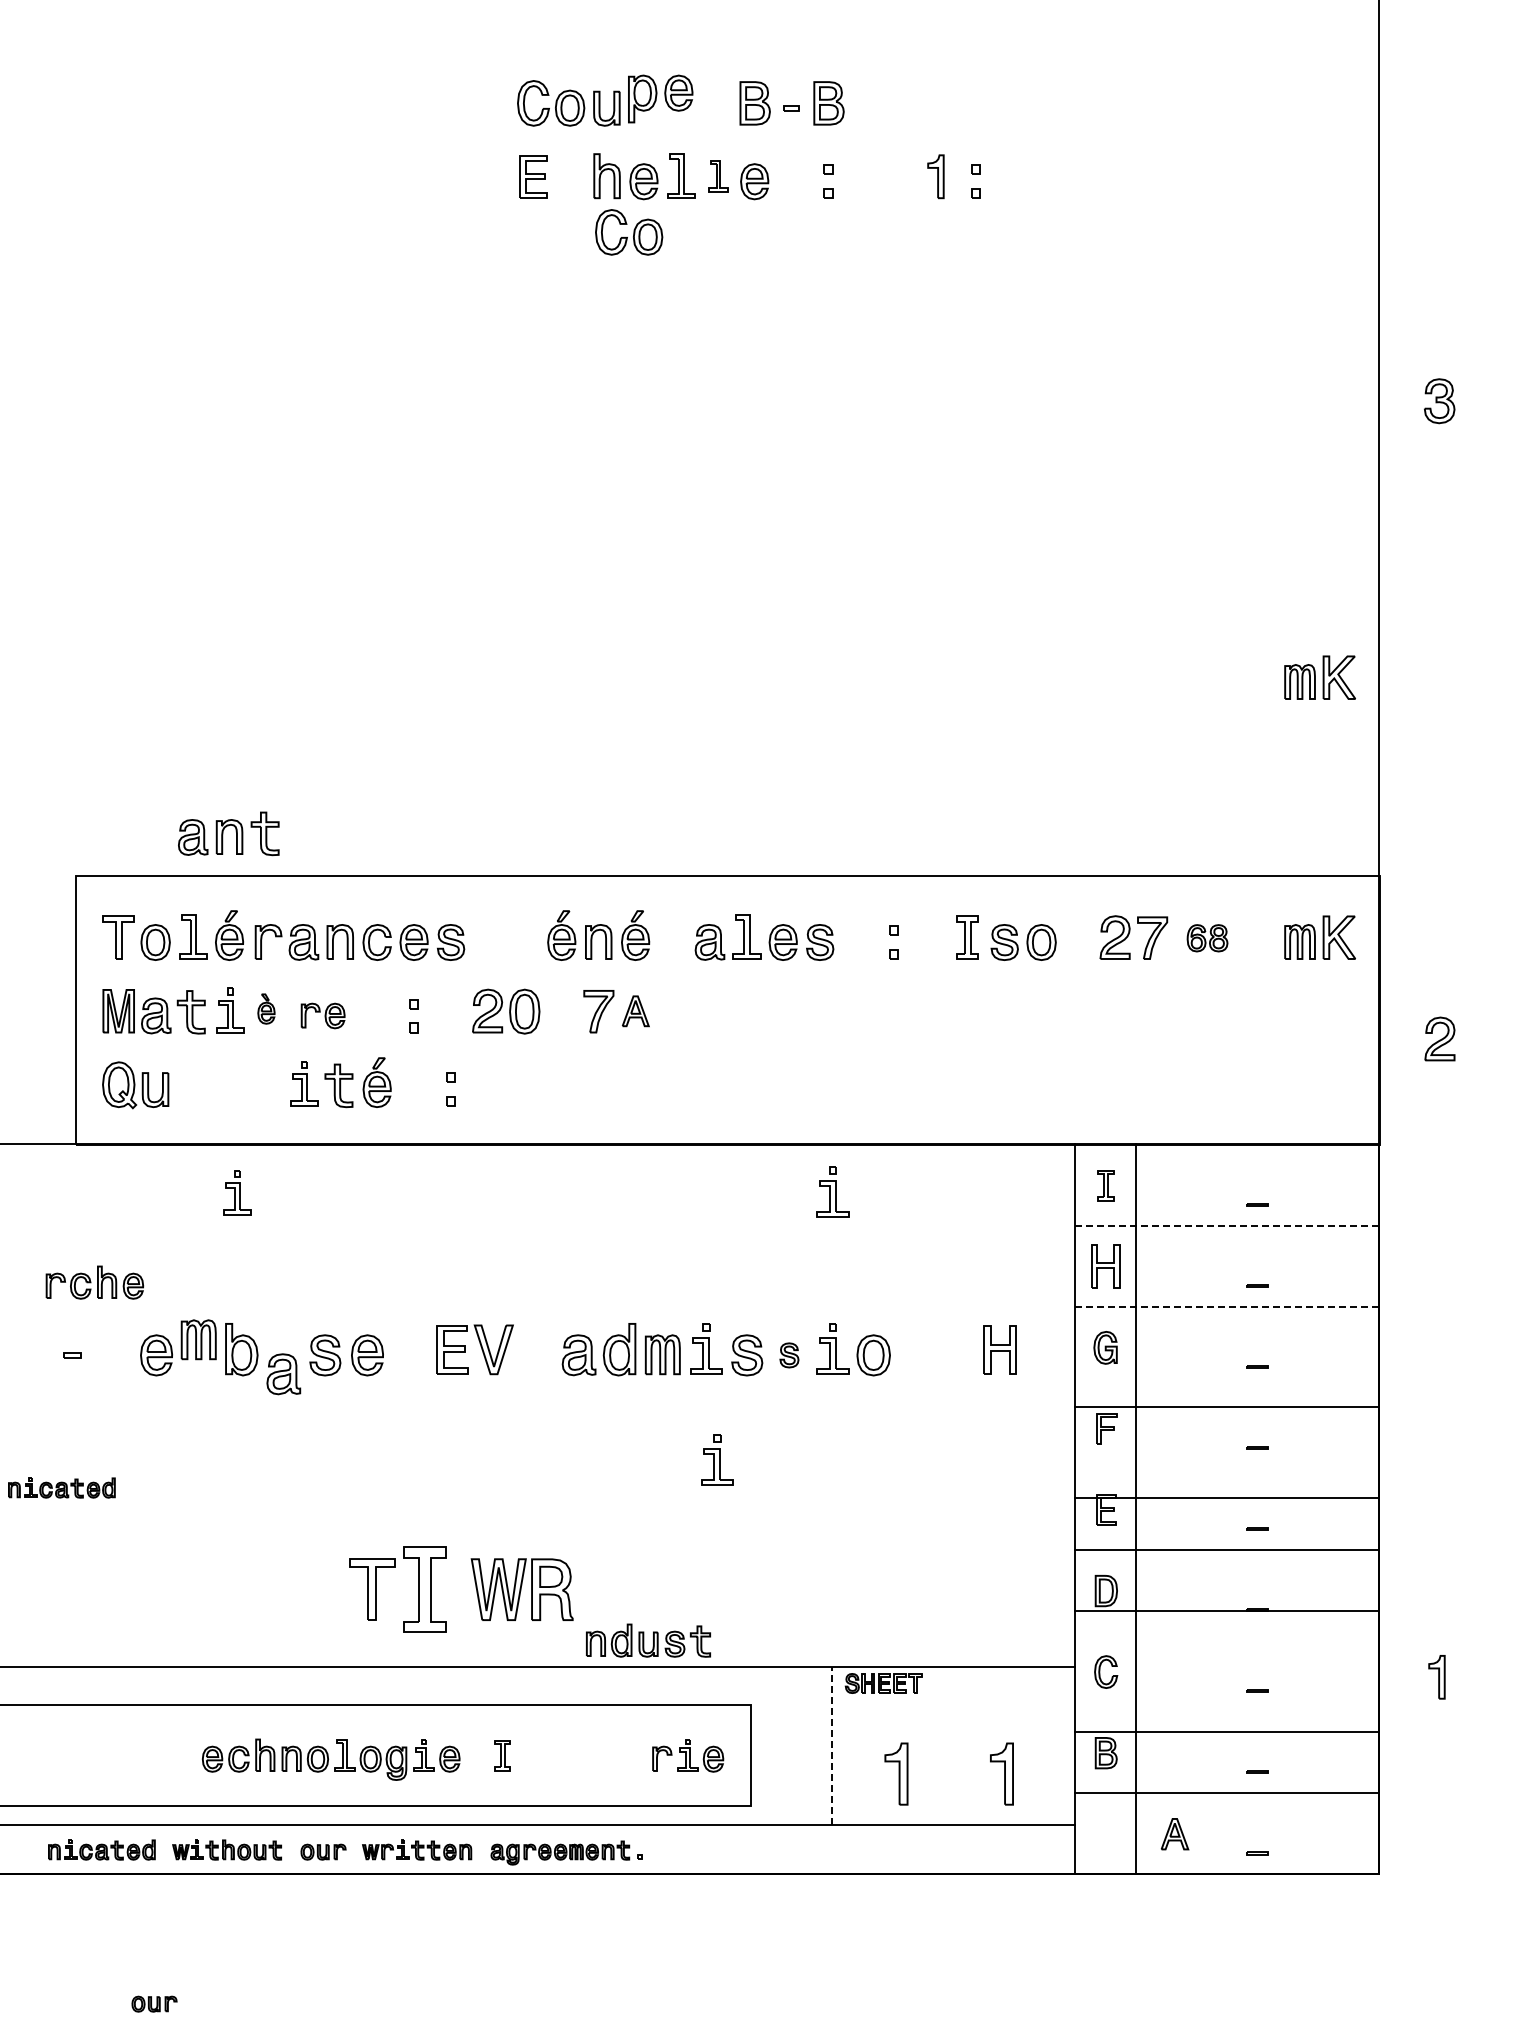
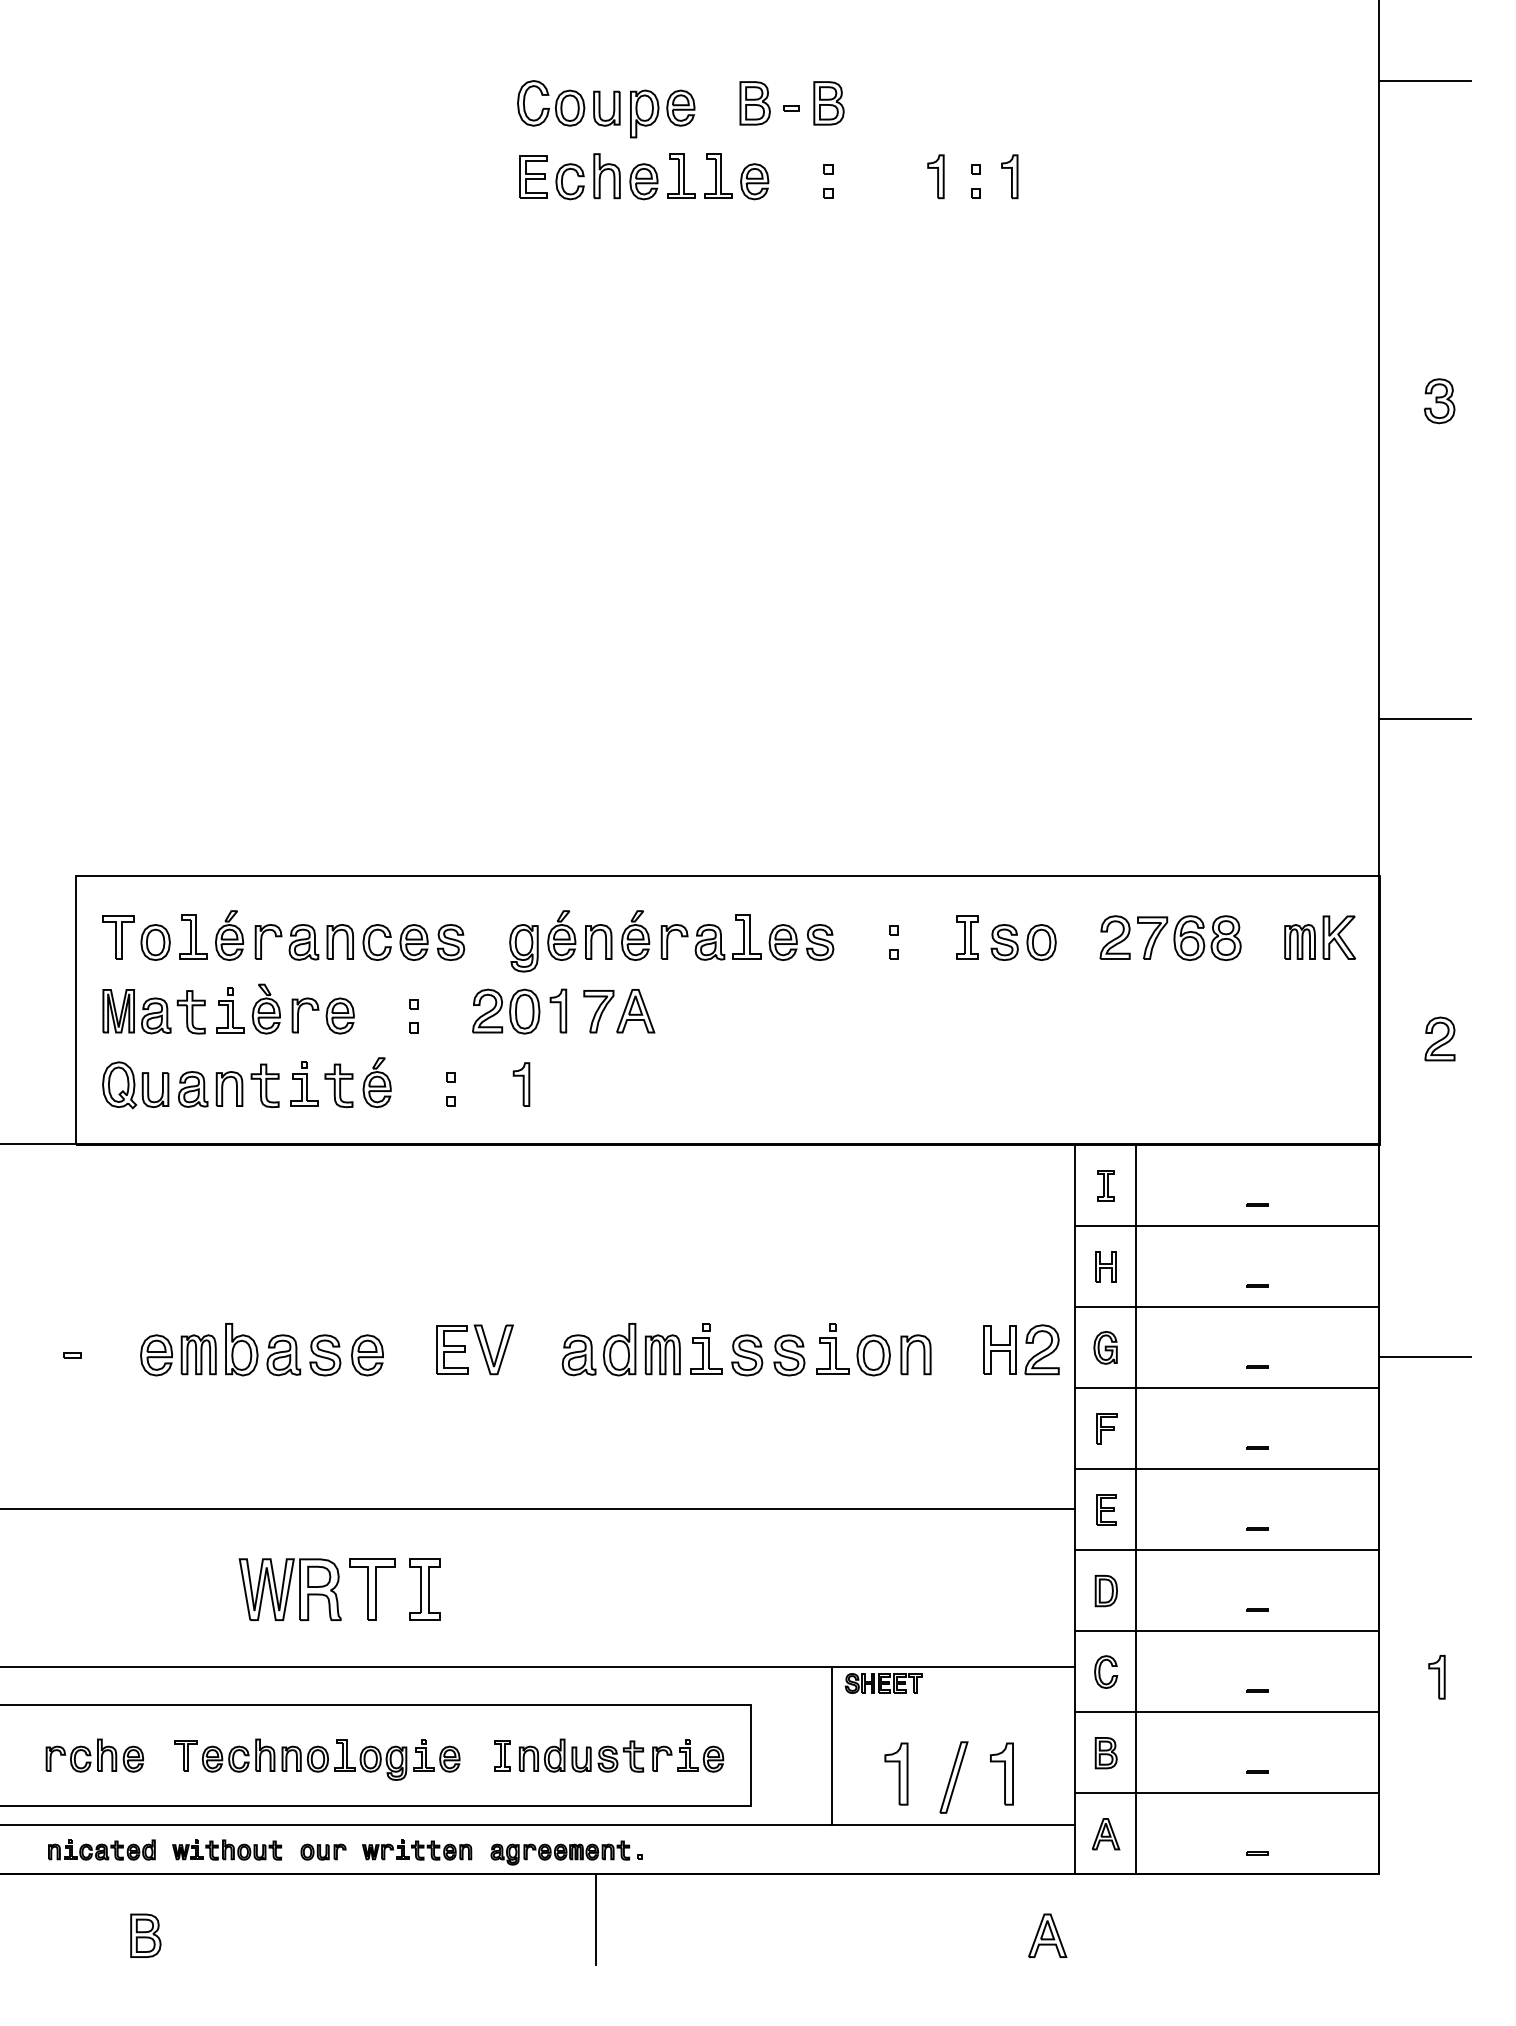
line: none -> present (1424, 80)
part position: (660, 98) -> (662, 113) (662, 113)
part size: 21x33 px -> 29x46 px (718, 175)
part: none -> present (1009, 176)
part: none -> present (563, 178)
part: present -> none (629, 232)
part: present -> none (1319, 677)
line: none -> present (1424, 718)
part position: (228, 833) -> (228, 1085) (228, 1085)
part size: 43x29 px -> 69x47 px (1207, 938)
part: none -> present (674, 941)
part: none -> present (523, 948)
part size: 19x32 px -> 29x52 px (266, 1008)
part: none -> present (558, 1010)
part size: 28x33 px -> 40x45 px (635, 1011)
part size: 46x28 px -> 64x38 px (322, 1015)
part: none -> present (521, 1084)
part: present -> none (832, 1191)
part: present -> none (237, 1192)
line: dashed -> solid (1227, 1225)
part size: 30x45 px -> 22x32 px (1105, 1266)
part position: (94, 1282) -> (94, 1755) (94, 1755)
line: dashed -> solid (1227, 1306)
part position: (198, 1339) -> (198, 1354) (198, 1354)
part: none -> present (1041, 1349)
part: none -> present (908, 1354)
part size: 21x27 px -> 33x43 px (789, 1355)
line: none -> present (1424, 1357)
part position: (283, 1374) -> (283, 1355) (283, 1355)
line position: (1227, 1406) -> (1227, 1387) (1227, 1387)
part: present -> none (717, 1459)
part: present -> none (61, 1487)
line position: (1227, 1497) -> (1227, 1468) (1227, 1468)
line: none -> present (538, 1509)
part size: 44x87 px -> 32x63 px (424, 1589)
part position: (521, 1589) -> (289, 1589) (289, 1589)
line position: (1227, 1610) -> (1227, 1630) (1227, 1630)
part position: (648, 1640) -> (581, 1755) (581, 1755)
line position: (1227, 1731) -> (1227, 1711) (1227, 1711)
line: dashed -> solid (832, 1745)
part: none -> present (185, 1755)
part: none -> present (953, 1777)
part position: (1174, 1834) -> (1105, 1834) (1105, 1834)
line: none -> present (596, 1919)
part: none -> present (145, 1935)
part: none -> present (1047, 1935)
part: present -> none (154, 2003)
